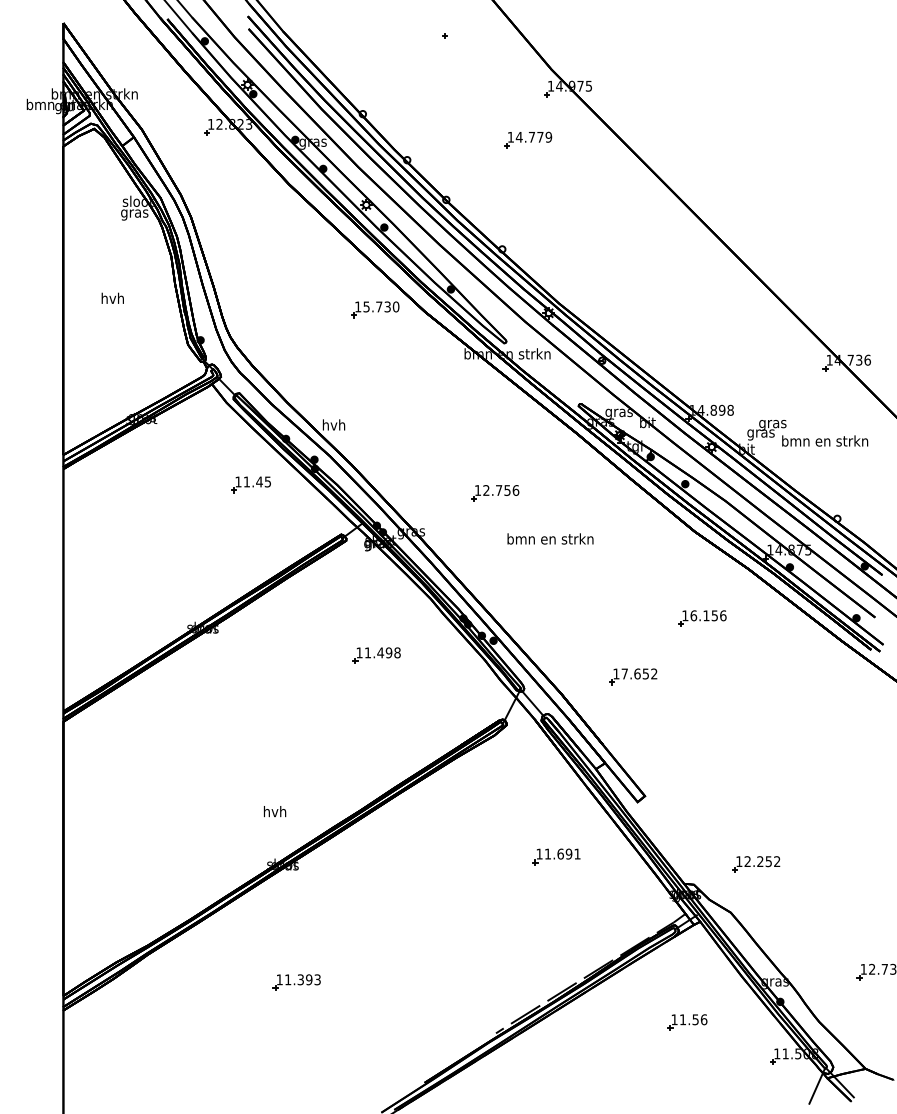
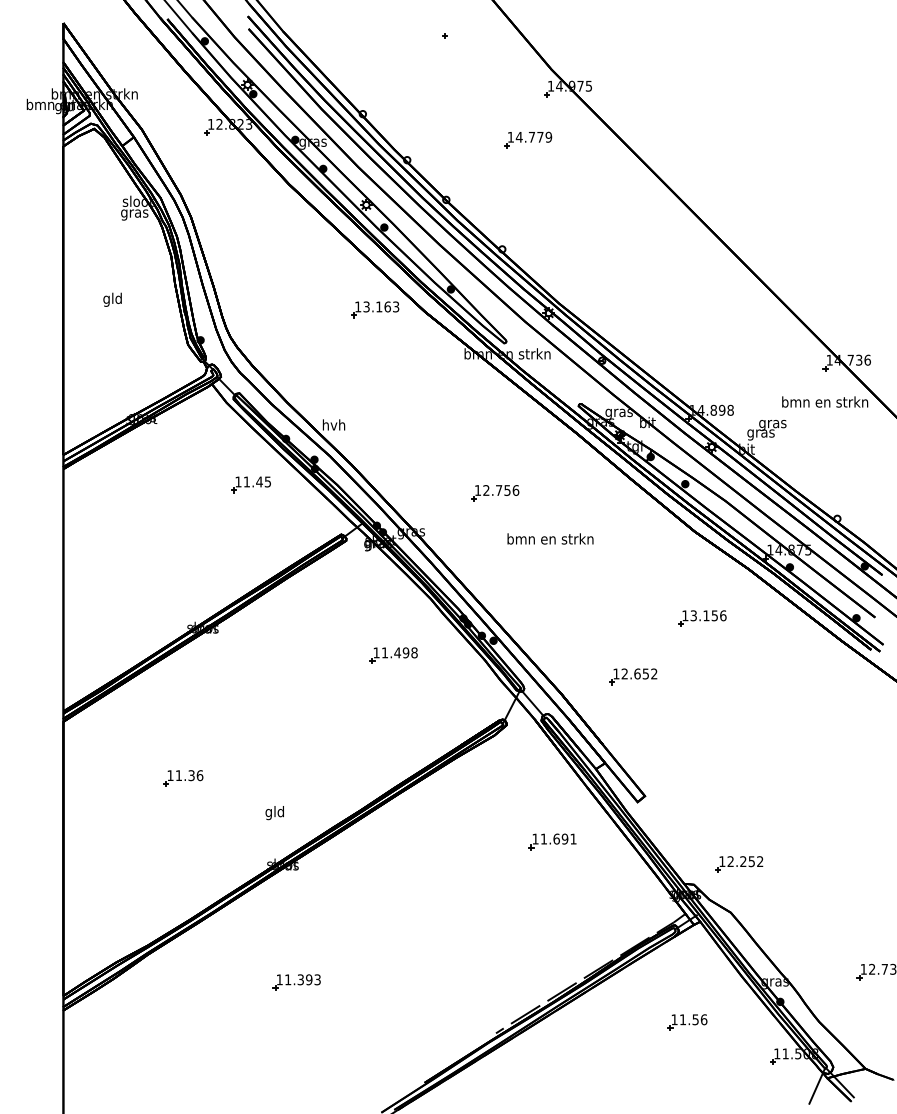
text: hvh -> gld (112, 299)
text: 15.730 -> 13.163 (381, 306)
text position: (825, 440) -> (825, 401) (825, 401)
text: 16.156 -> 13.156 (693, 615)
part position: (376, 655) -> (393, 655) (393, 655)
text: 17.652 -> 12.652 (624, 673)
part: none -> present (183, 778)
text: hvh -> gld (274, 813)
part position: (556, 856) -> (552, 841) (552, 841)
part position: (756, 864) -> (739, 864) (739, 864)
